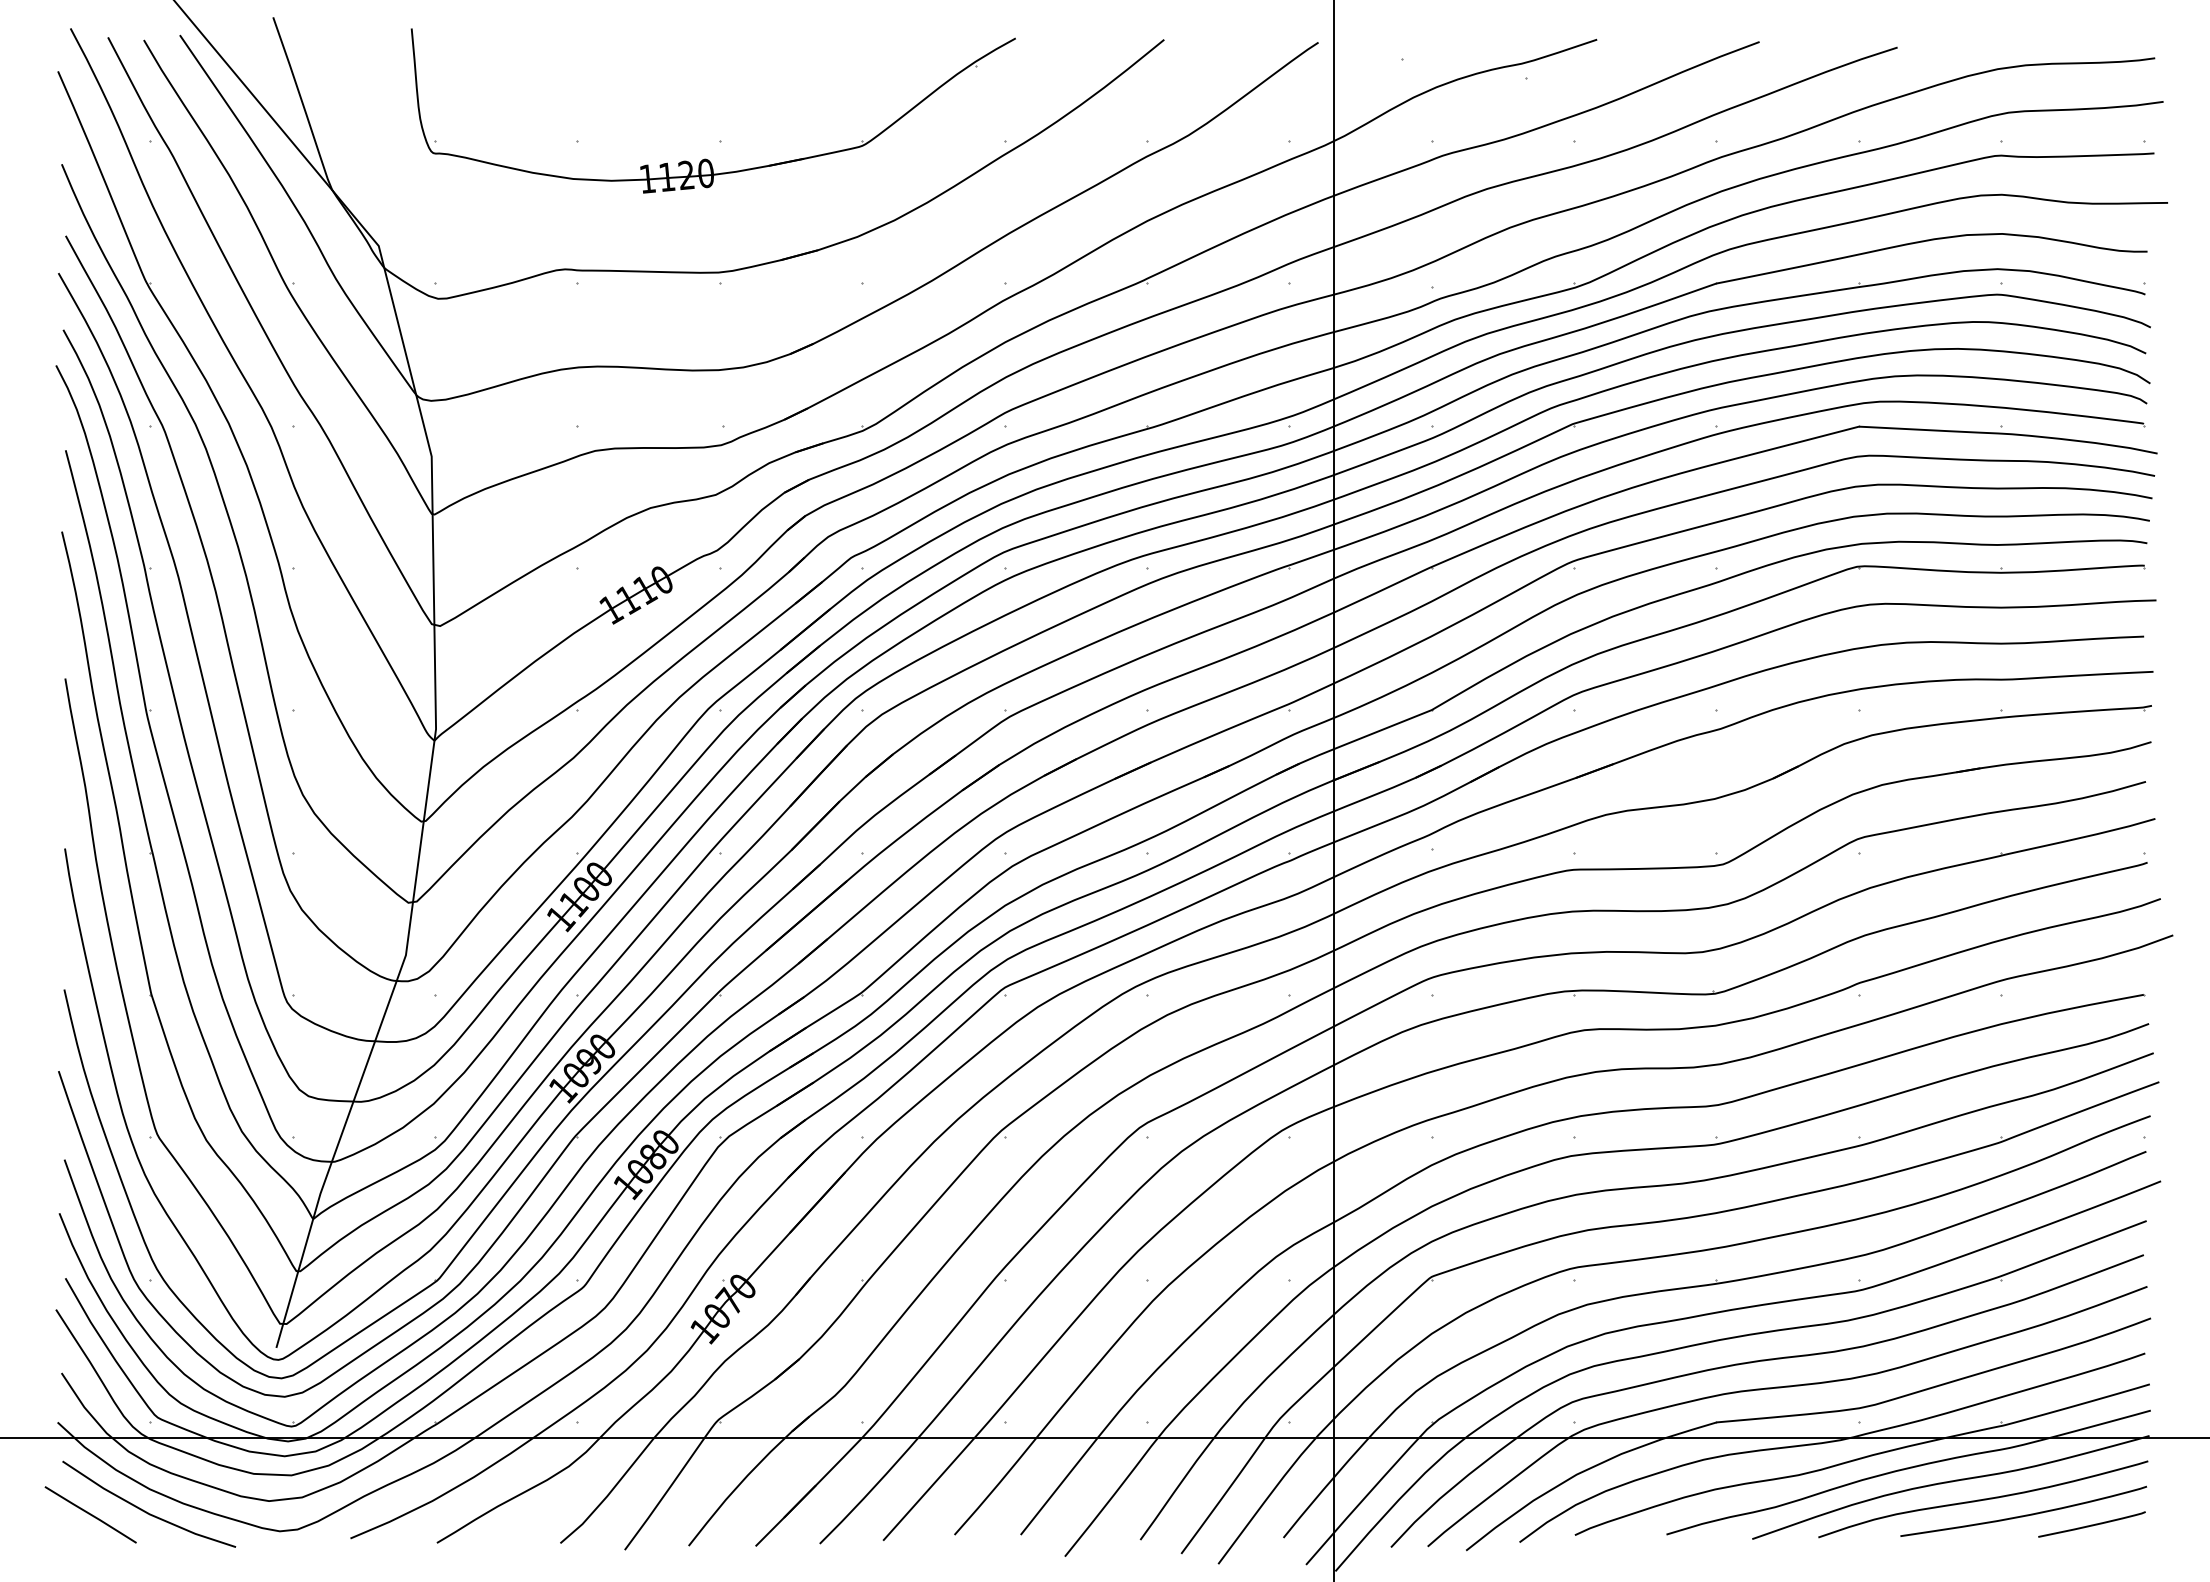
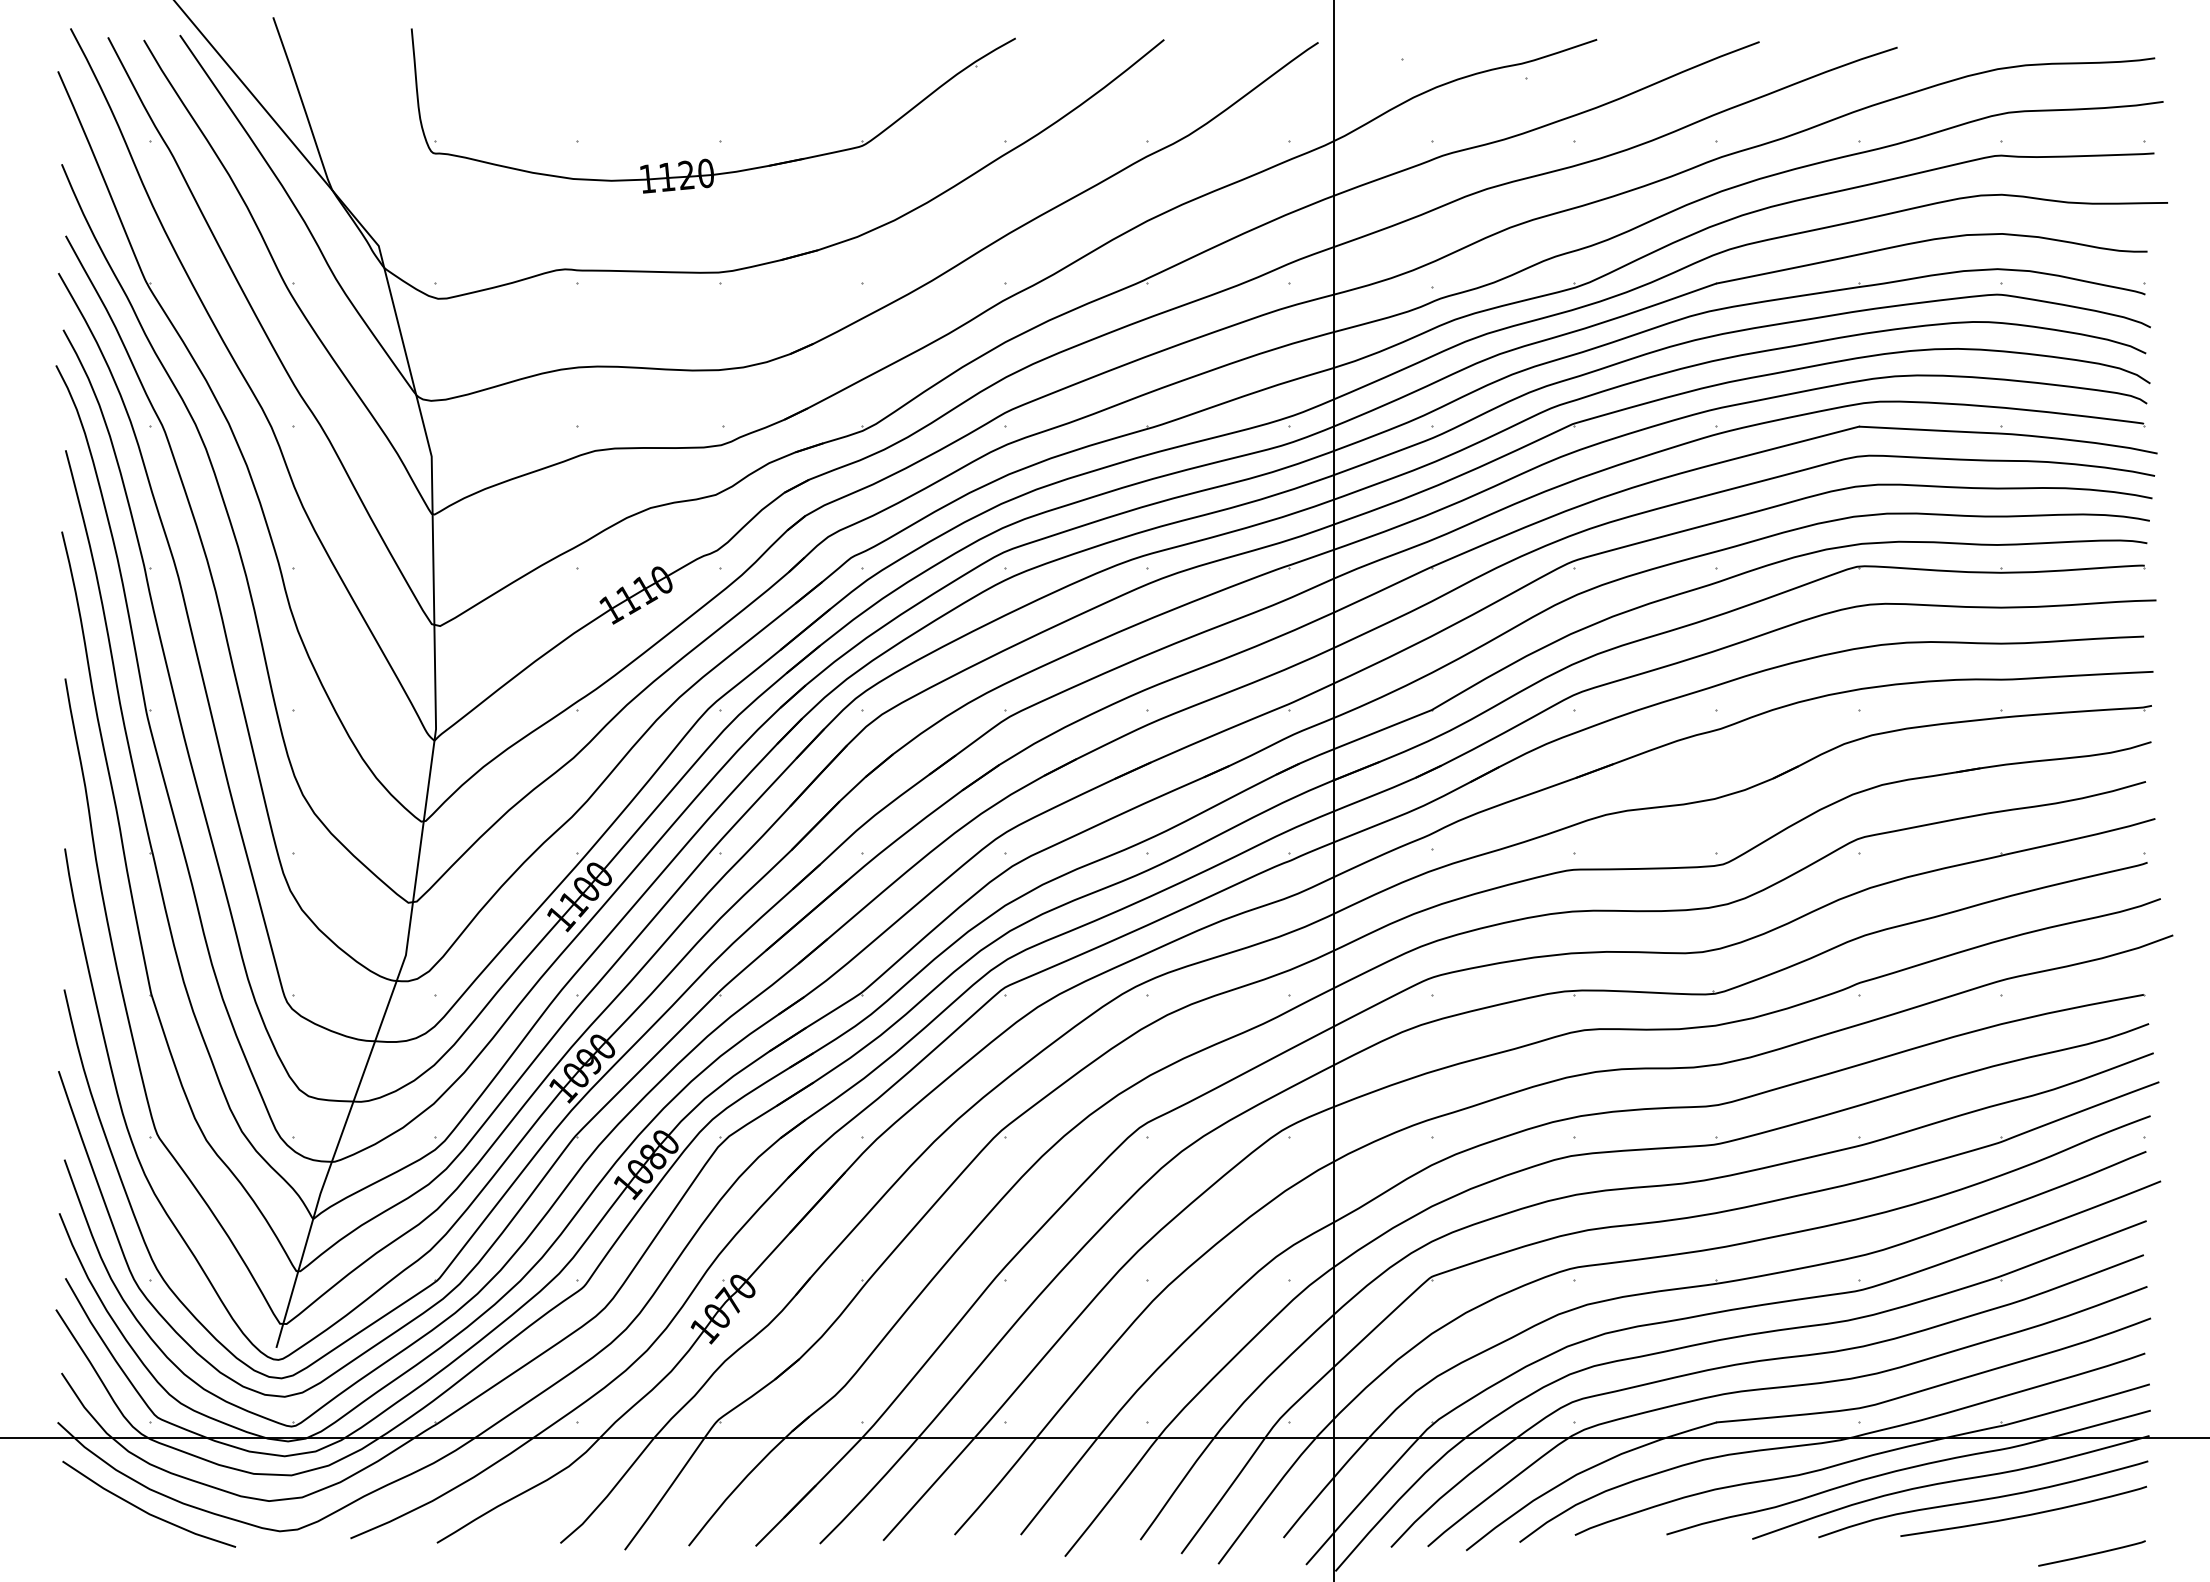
line: present -> none (90, 1514)
curve position: (2091, 1524) -> (2091, 1553) (2091, 1553)
